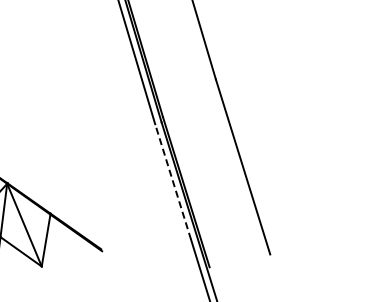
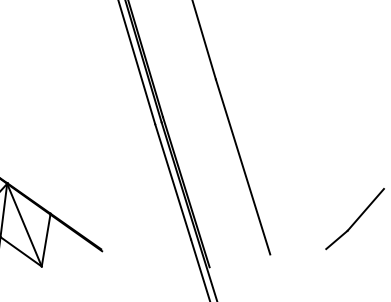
line: dashed -> solid (172, 181)
part: none -> present (354, 219)
